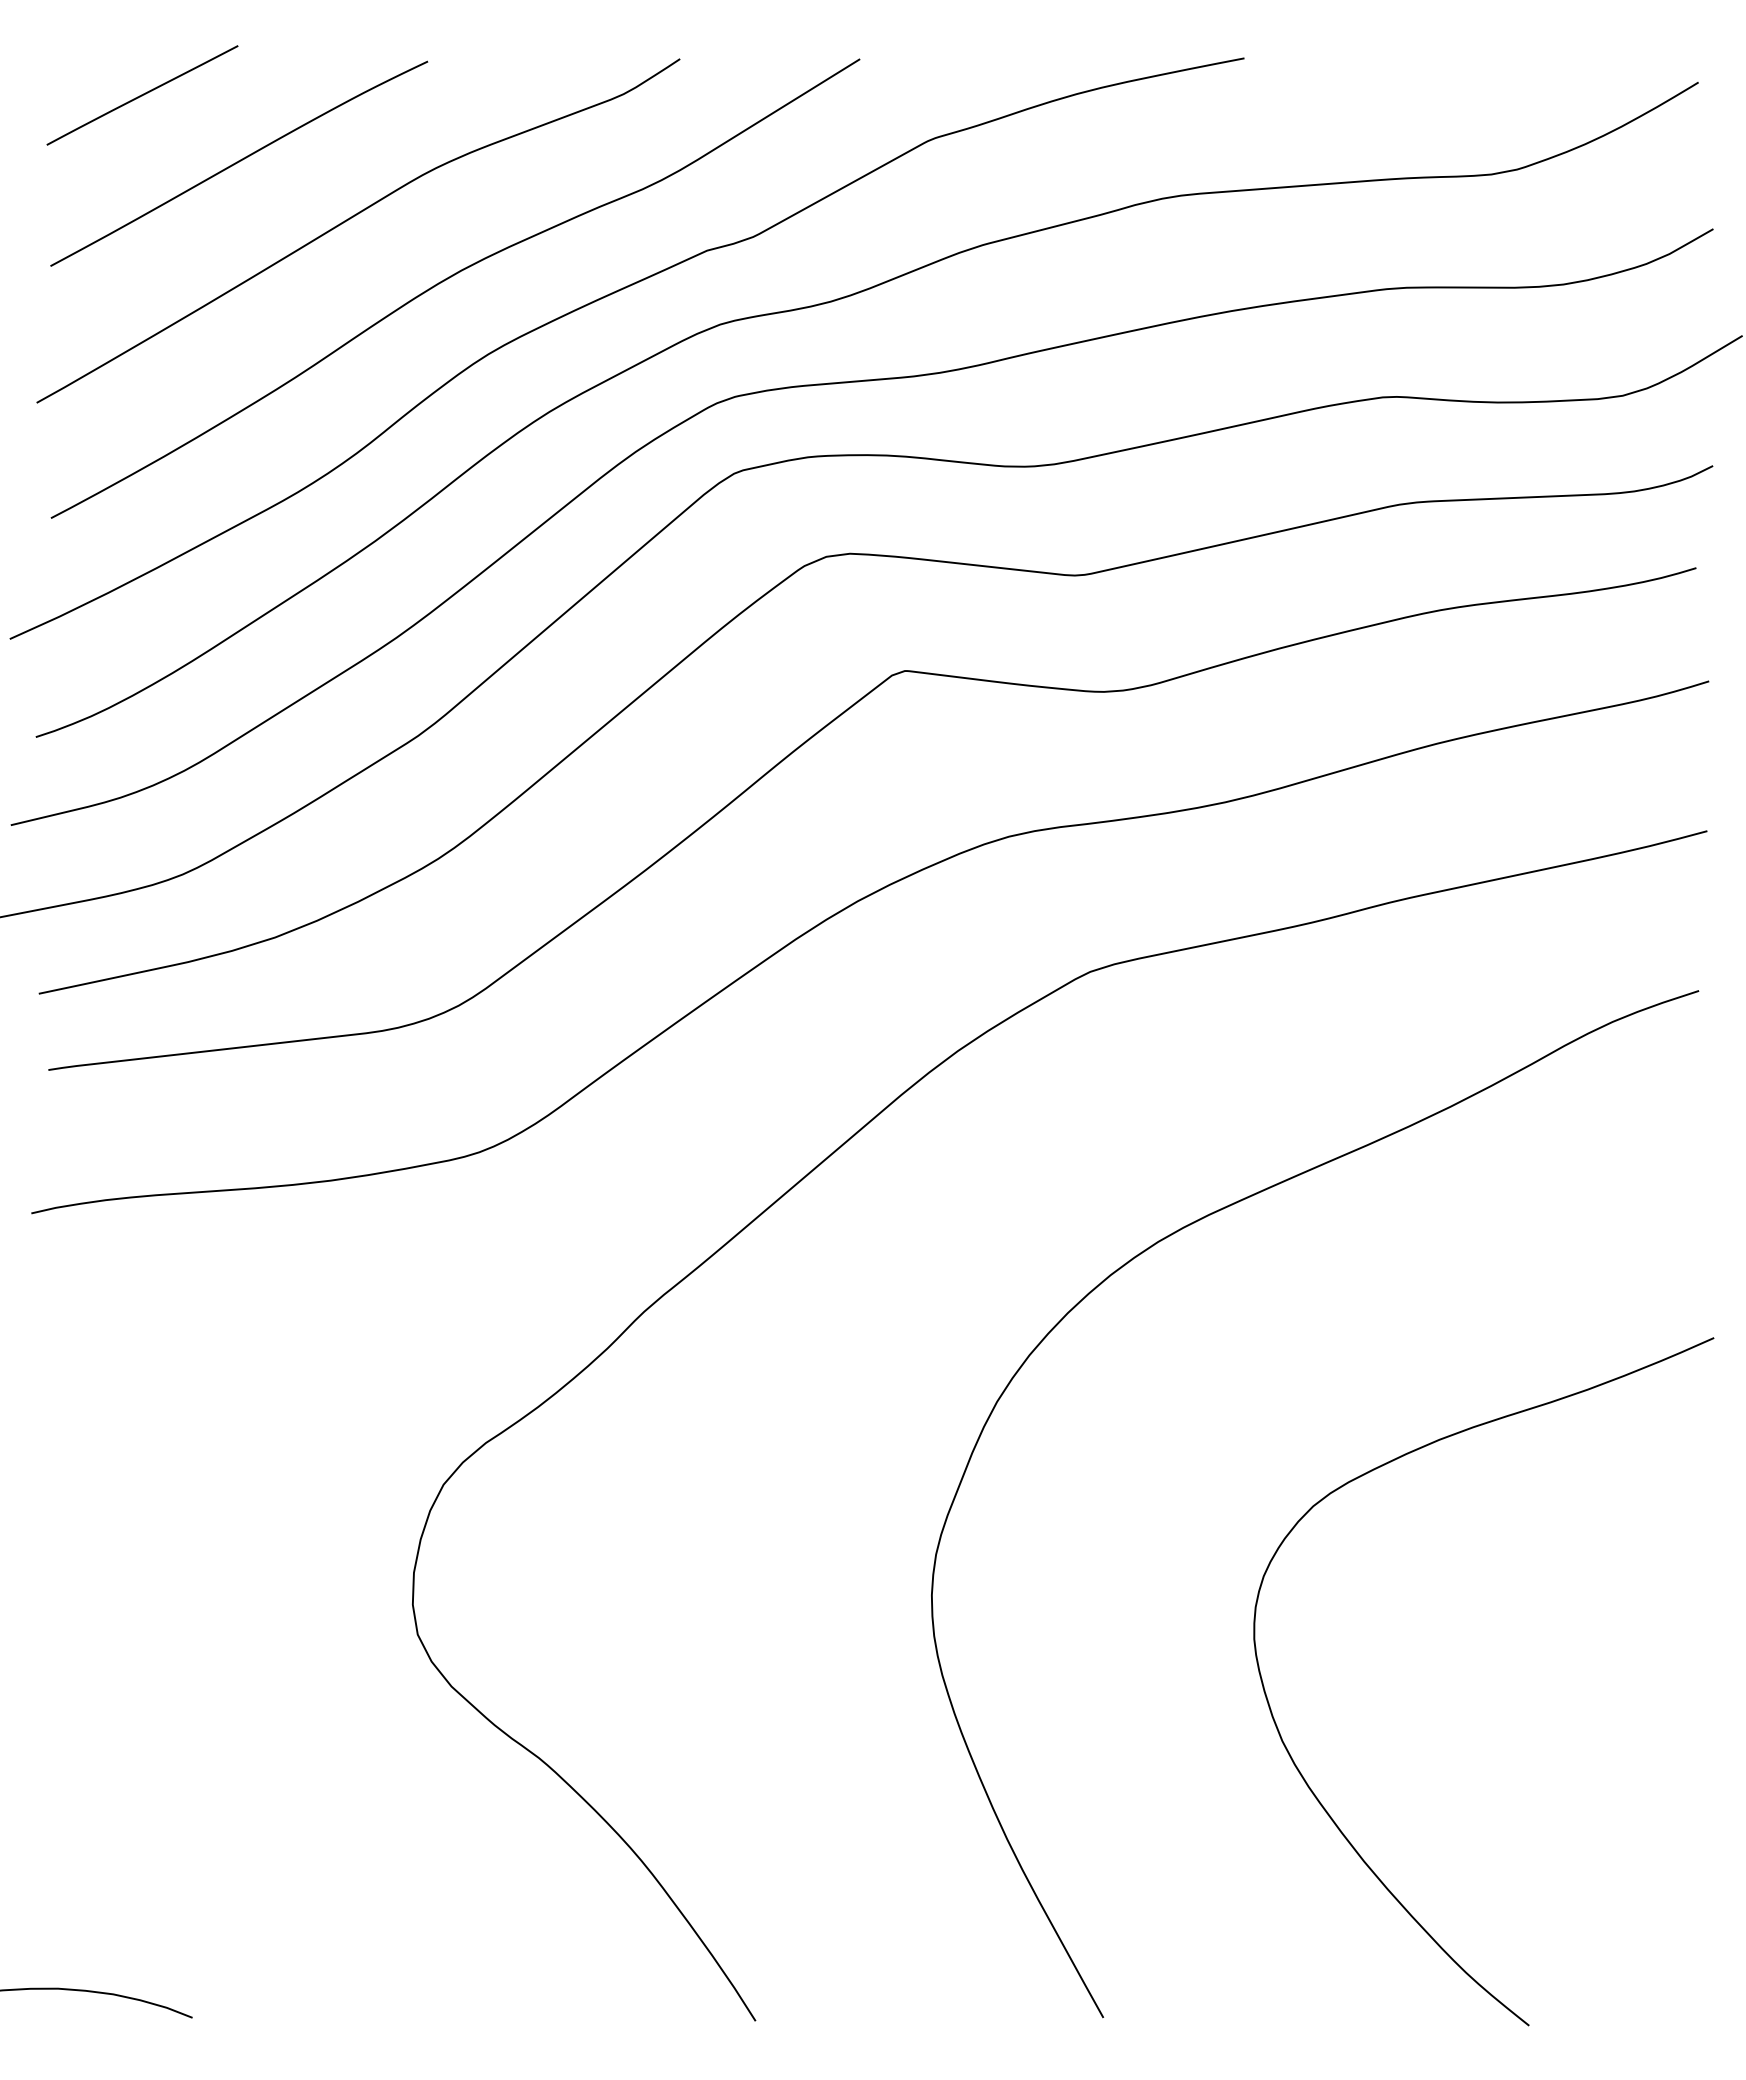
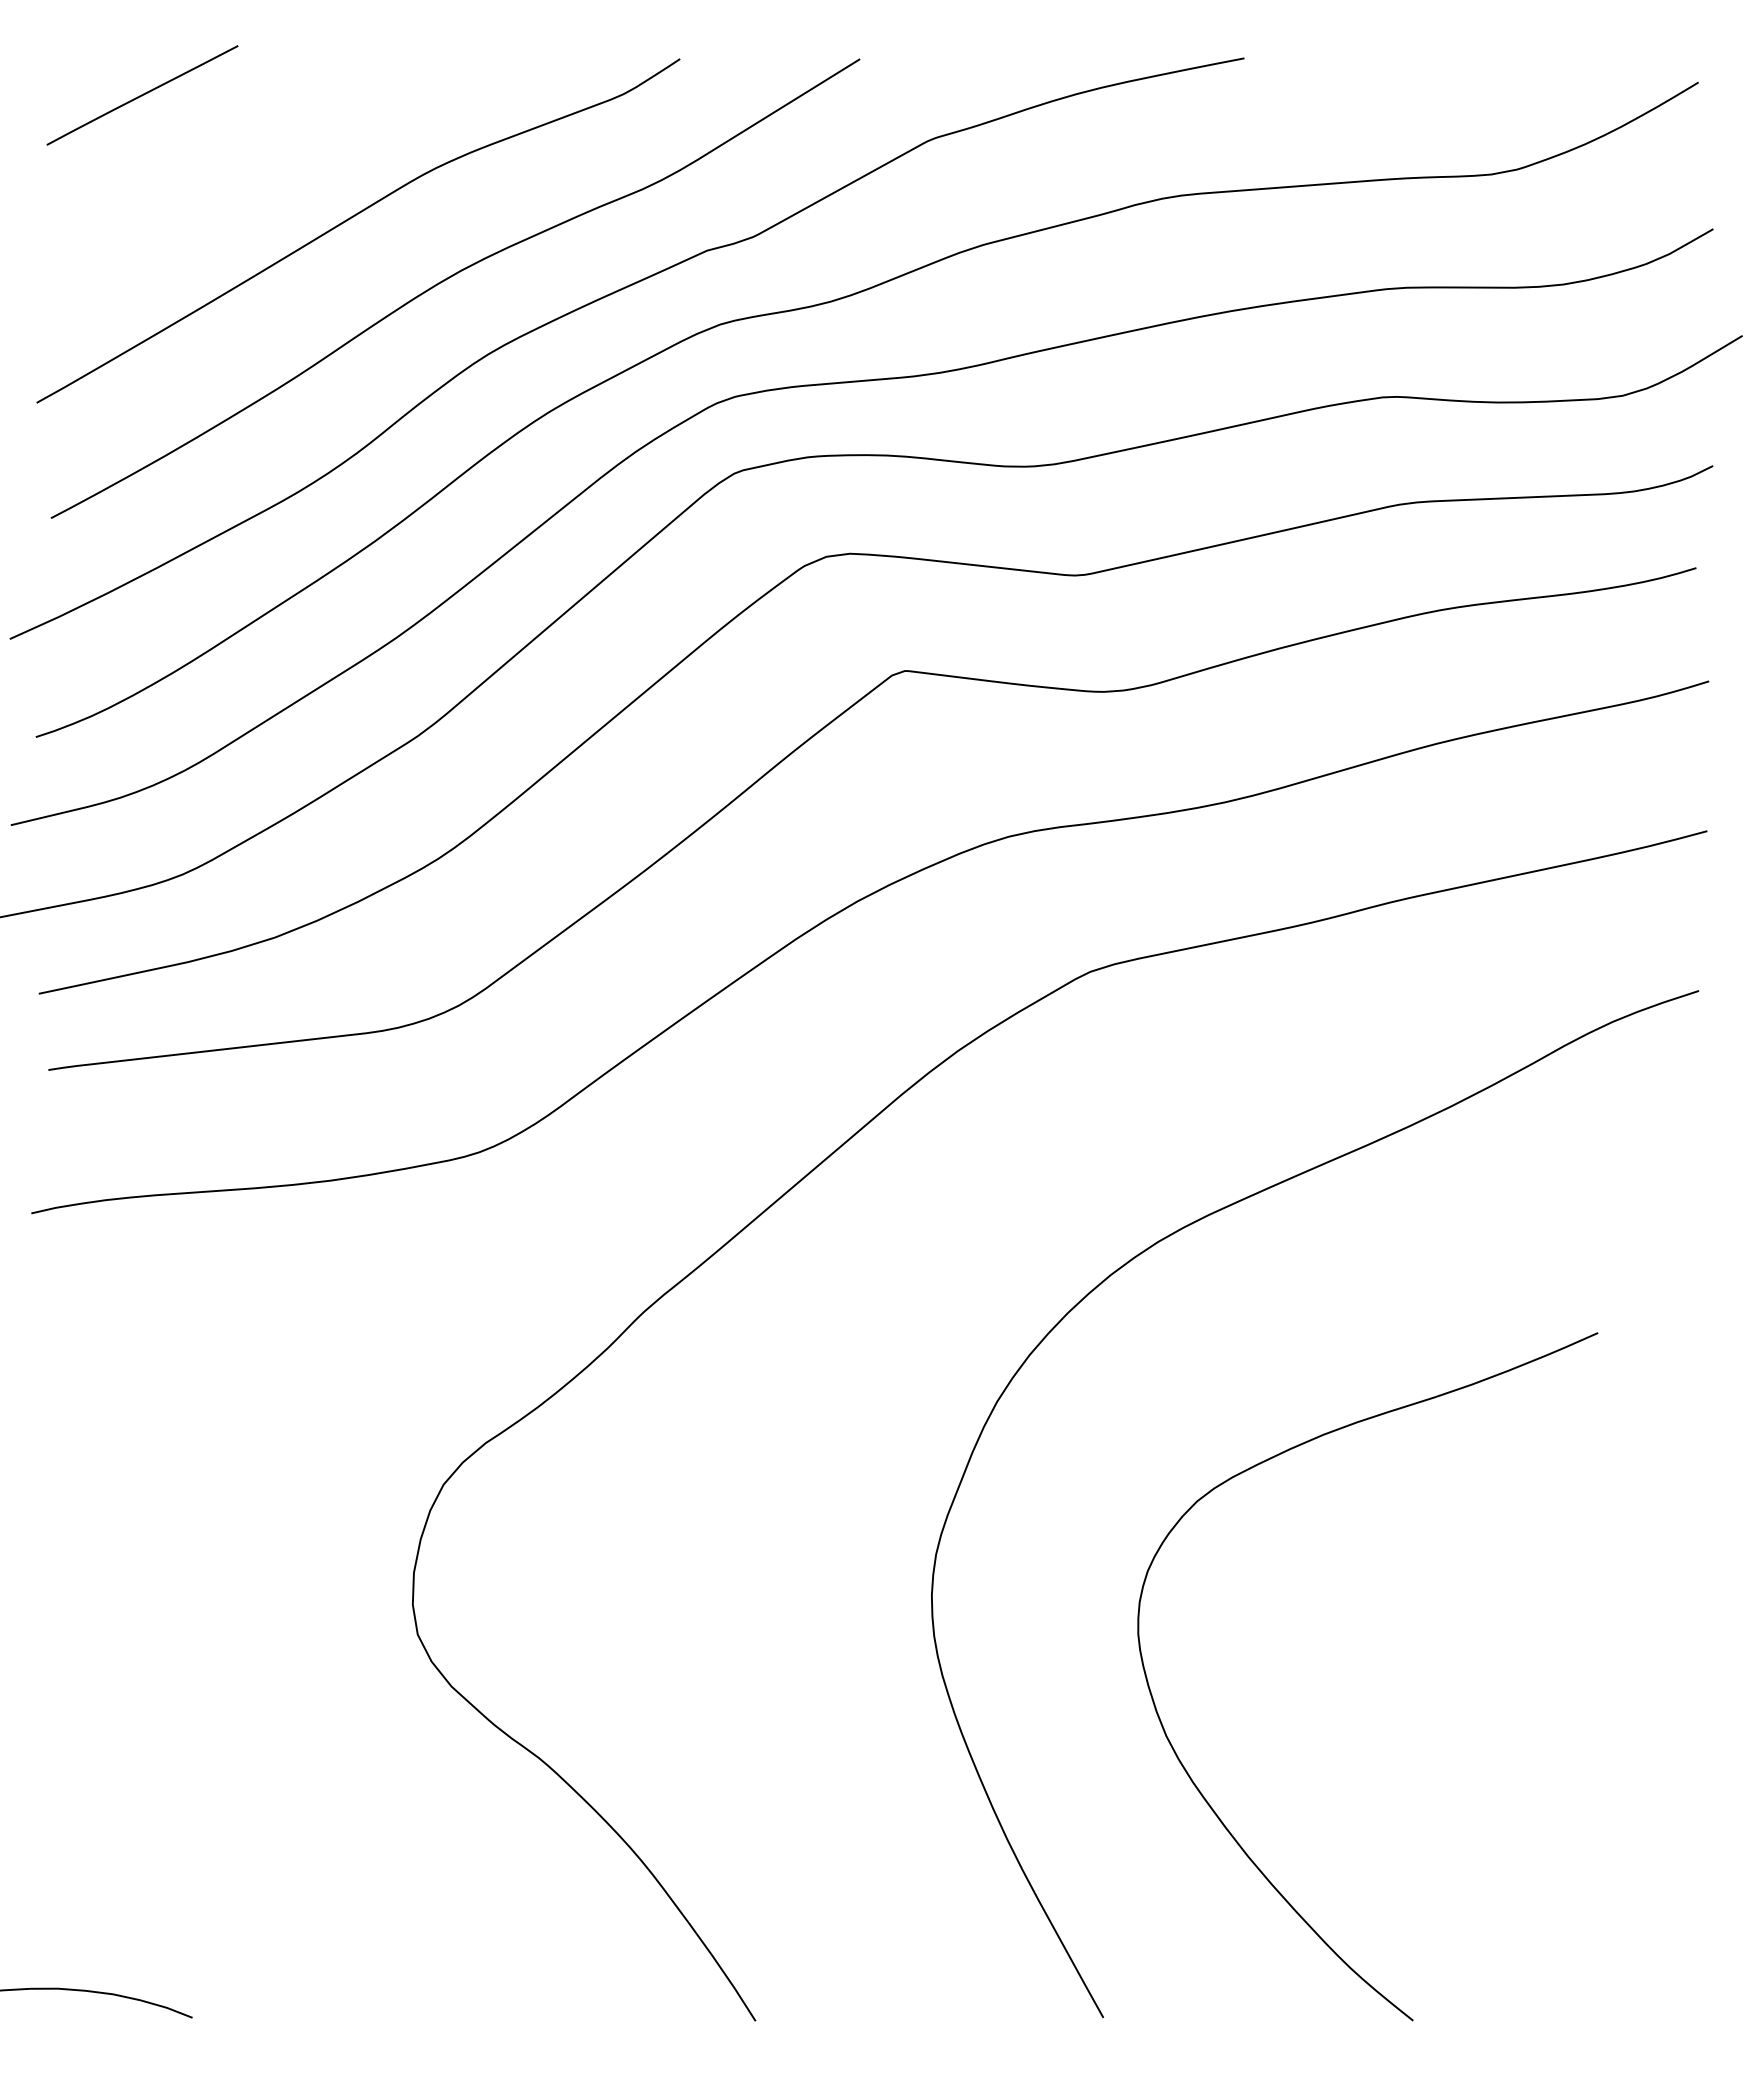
curve: present -> none (239, 162)
curve position: (1320, 1801) -> (1204, 1796) (1204, 1796)
